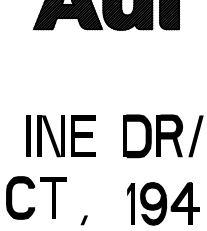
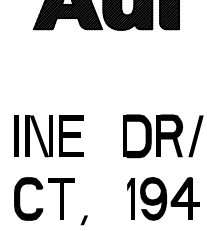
part position: (60, 136) -> (48, 136) (48, 136)
part position: (34, 188) -> (42, 189) (42, 189)
part position: (163, 203) -> (163, 198) (163, 198)
